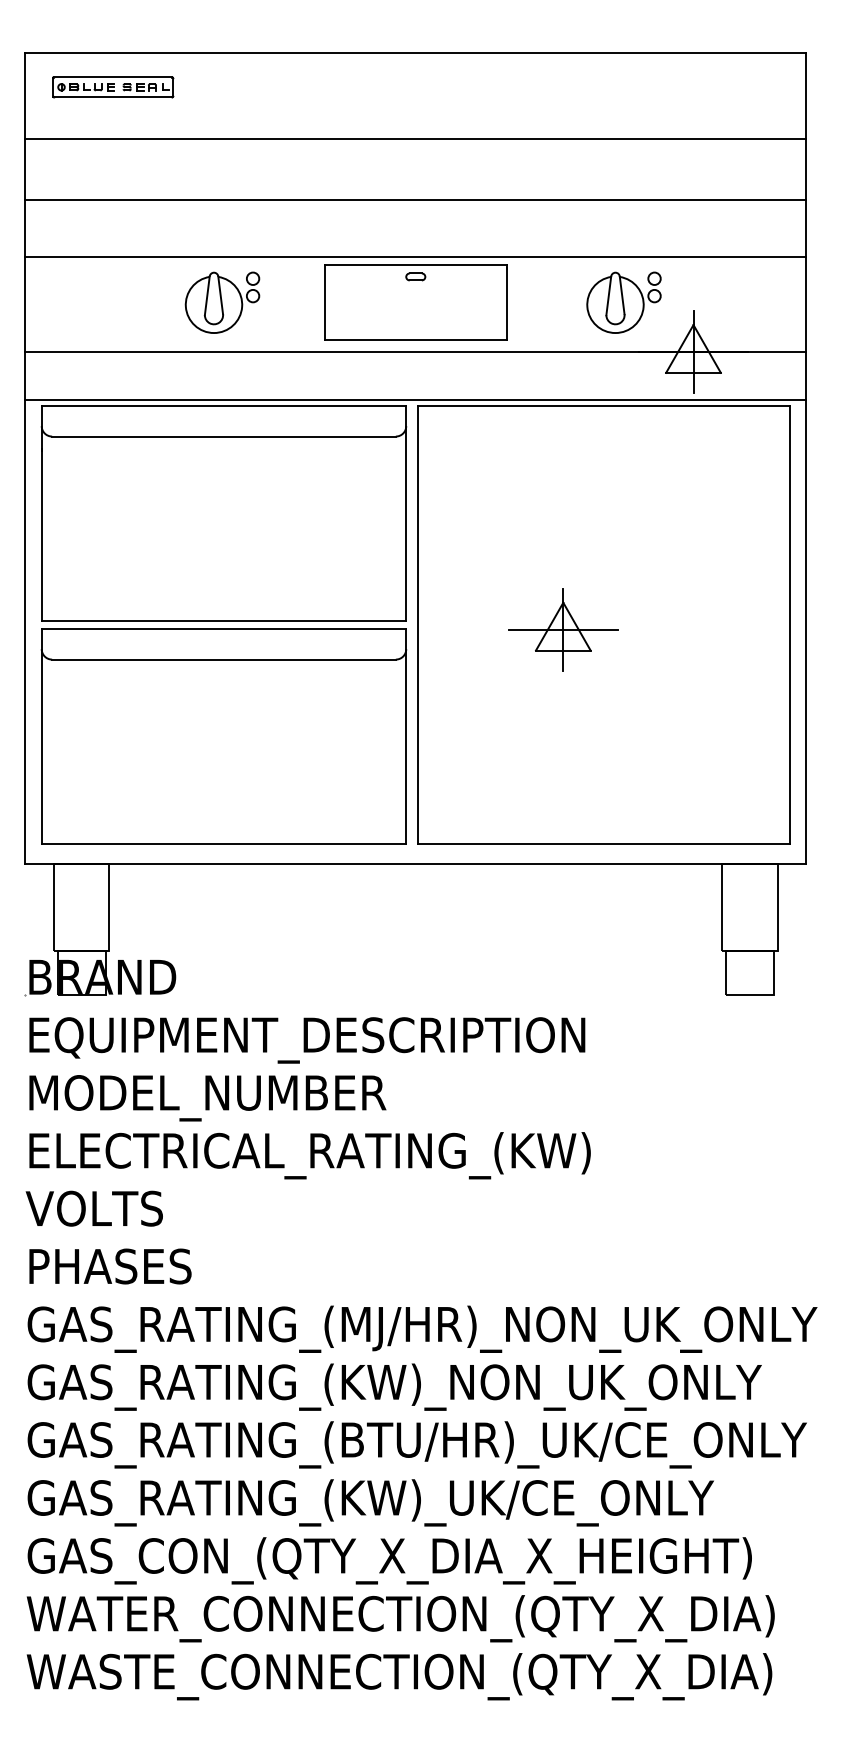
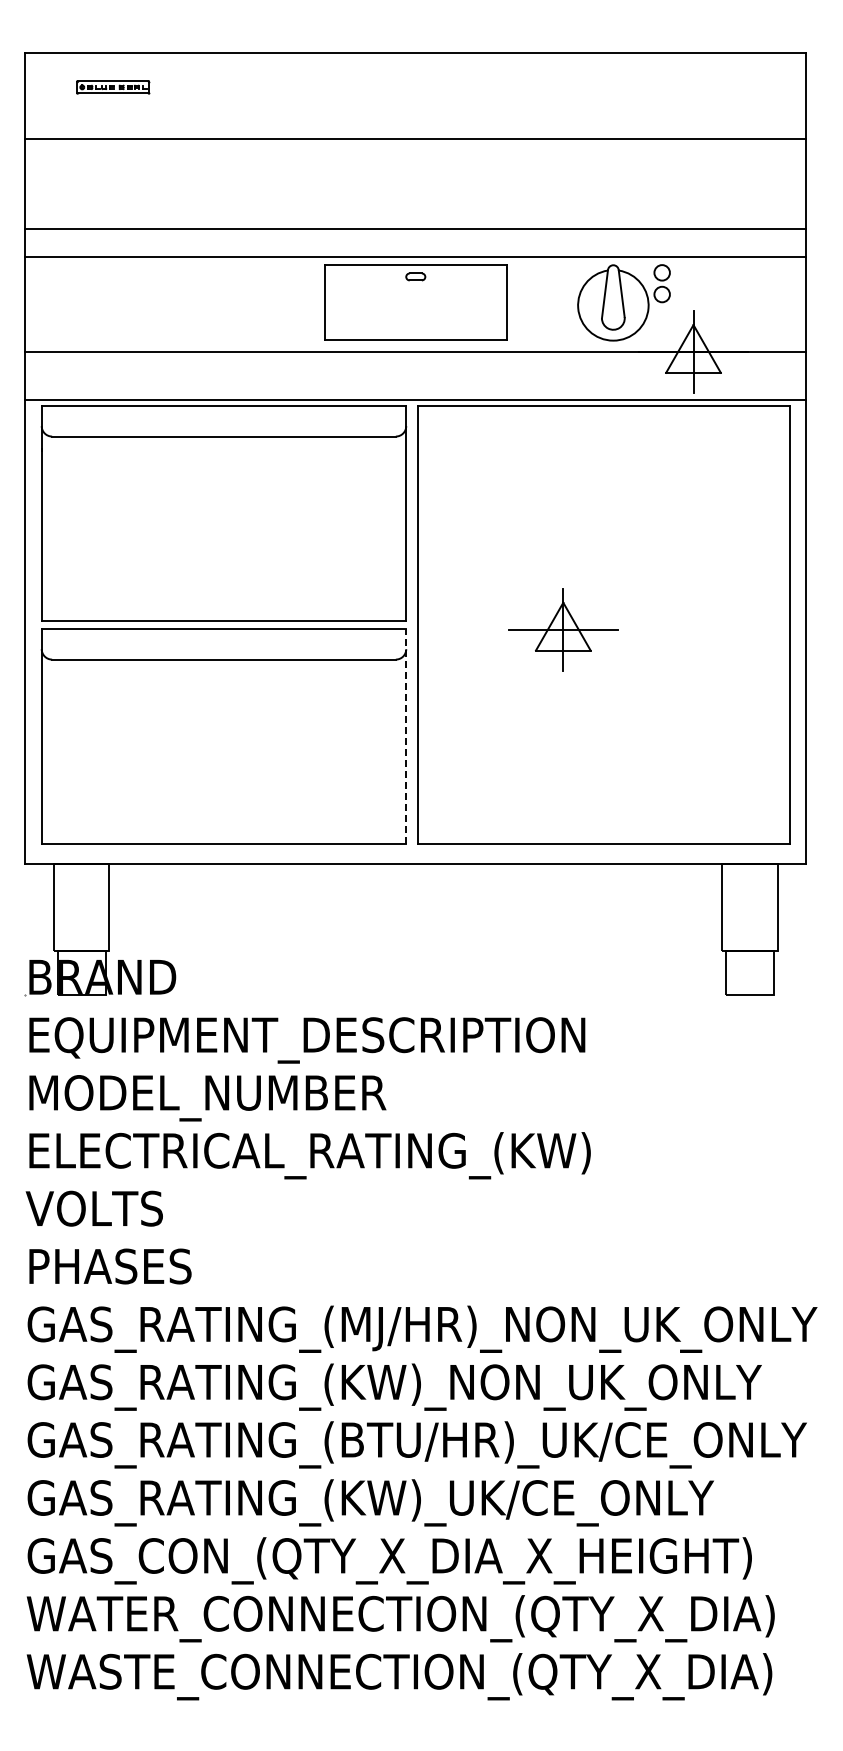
part size: 123x23 px -> 75x15 px (113, 87)
line position: (415, 200) -> (415, 229) (415, 229)
part: present -> none (222, 302)
part size: 76x63 px -> 94x78 px (623, 302)
line: solid -> dashed (406, 735)
